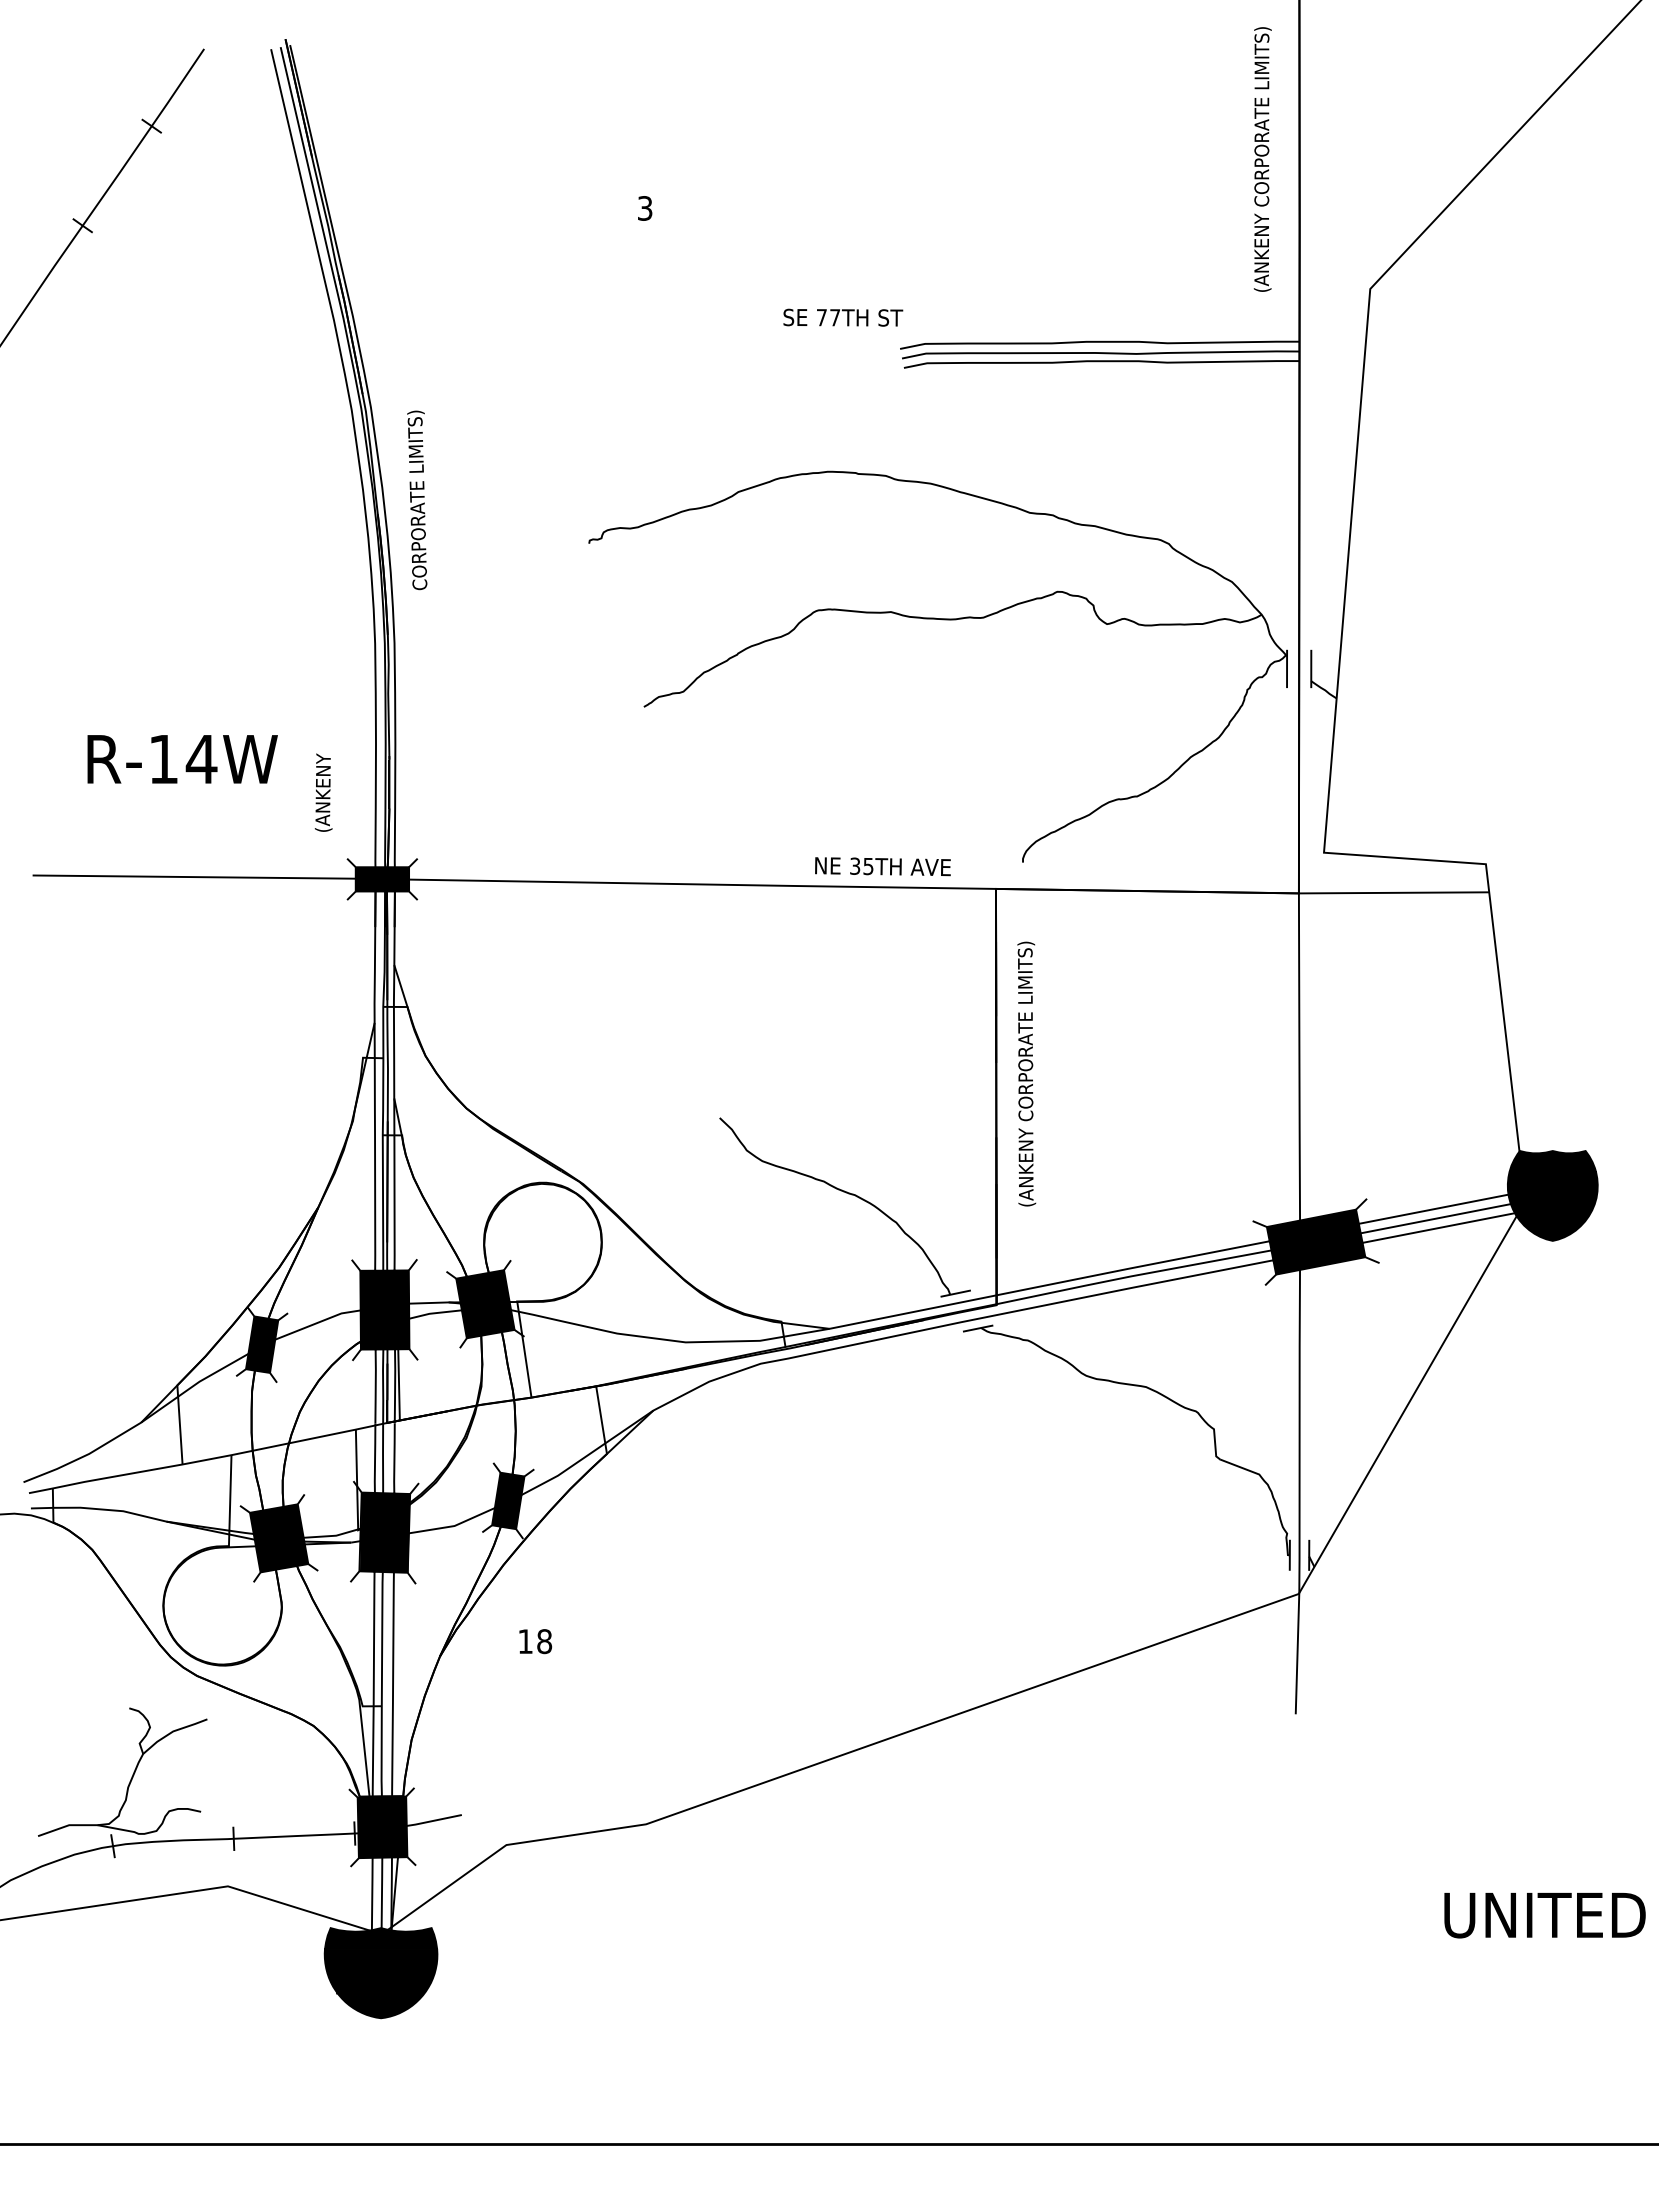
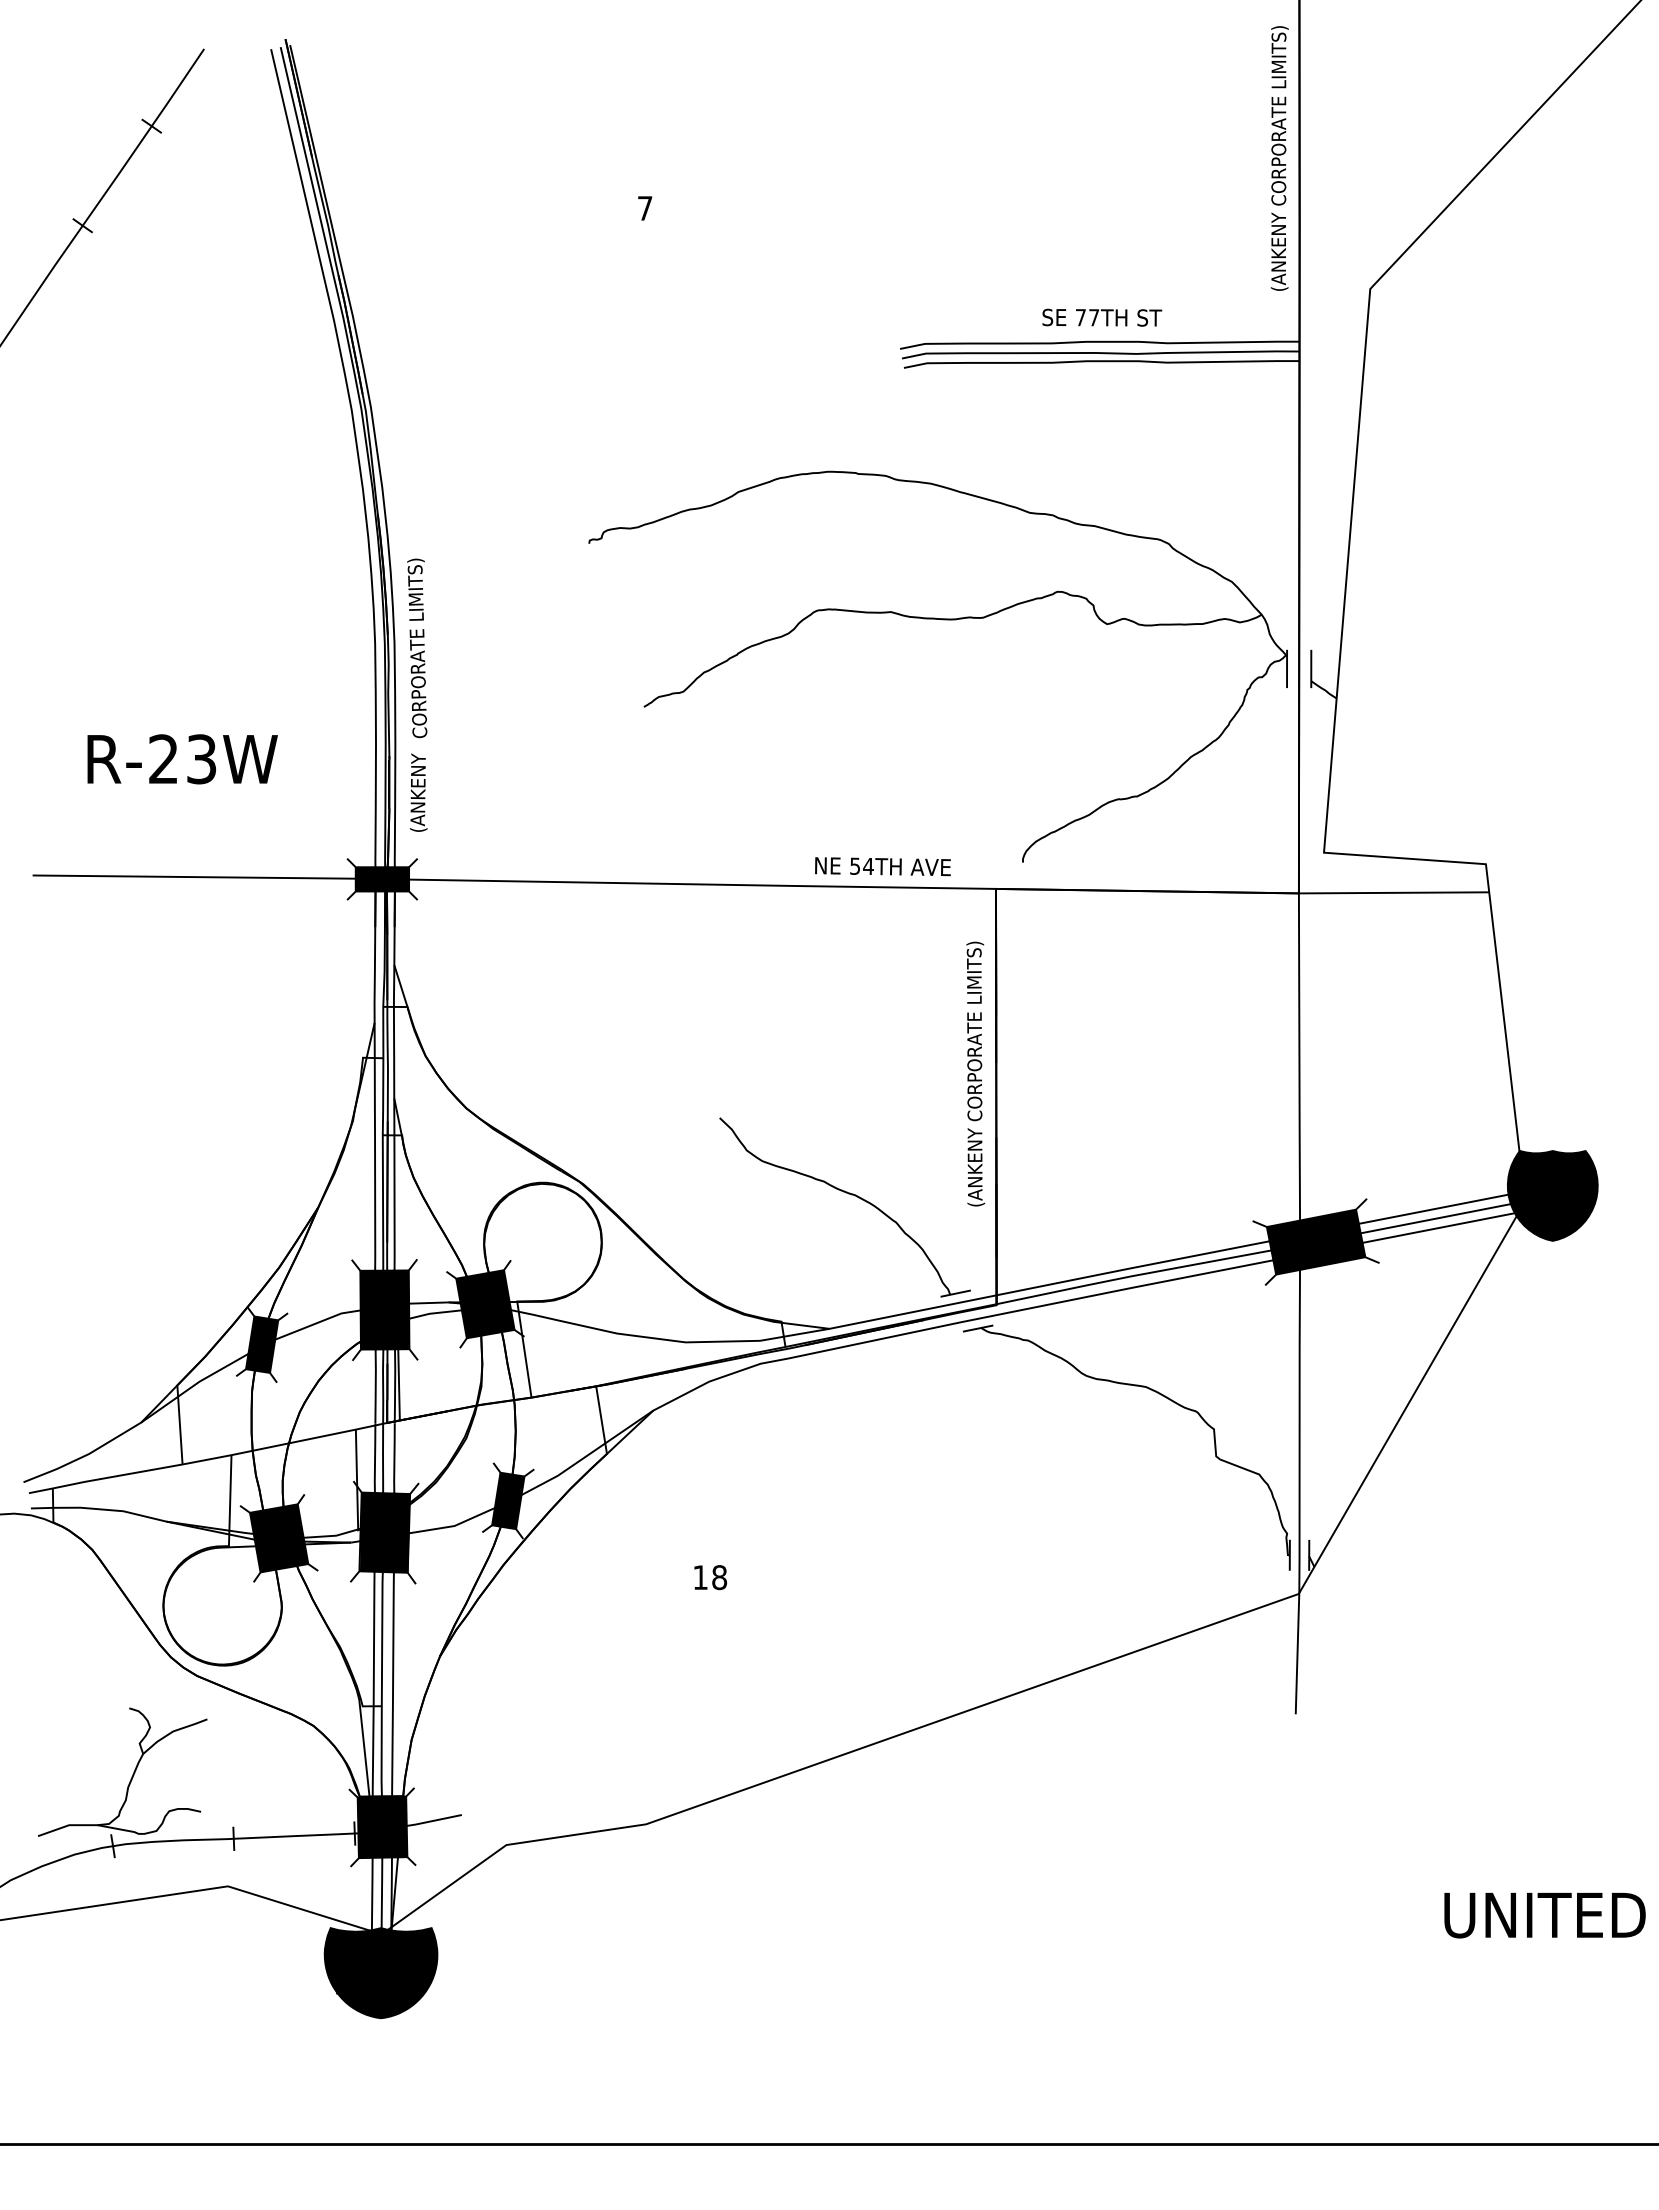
text position: (1262, 159) -> (1279, 158) (1279, 158)
text: 3 -> 7 (645, 208)
text position: (843, 317) -> (1102, 317) (1102, 317)
text position: (417, 500) -> (417, 648) (417, 648)
text: R-14W -> R-23W (183, 759)
text position: (323, 792) -> (418, 792) (418, 792)
text: 35TH -> 54TH (861, 866)
text position: (1026, 1073) -> (975, 1073) (975, 1073)
text position: (535, 1641) -> (710, 1577) (710, 1577)
